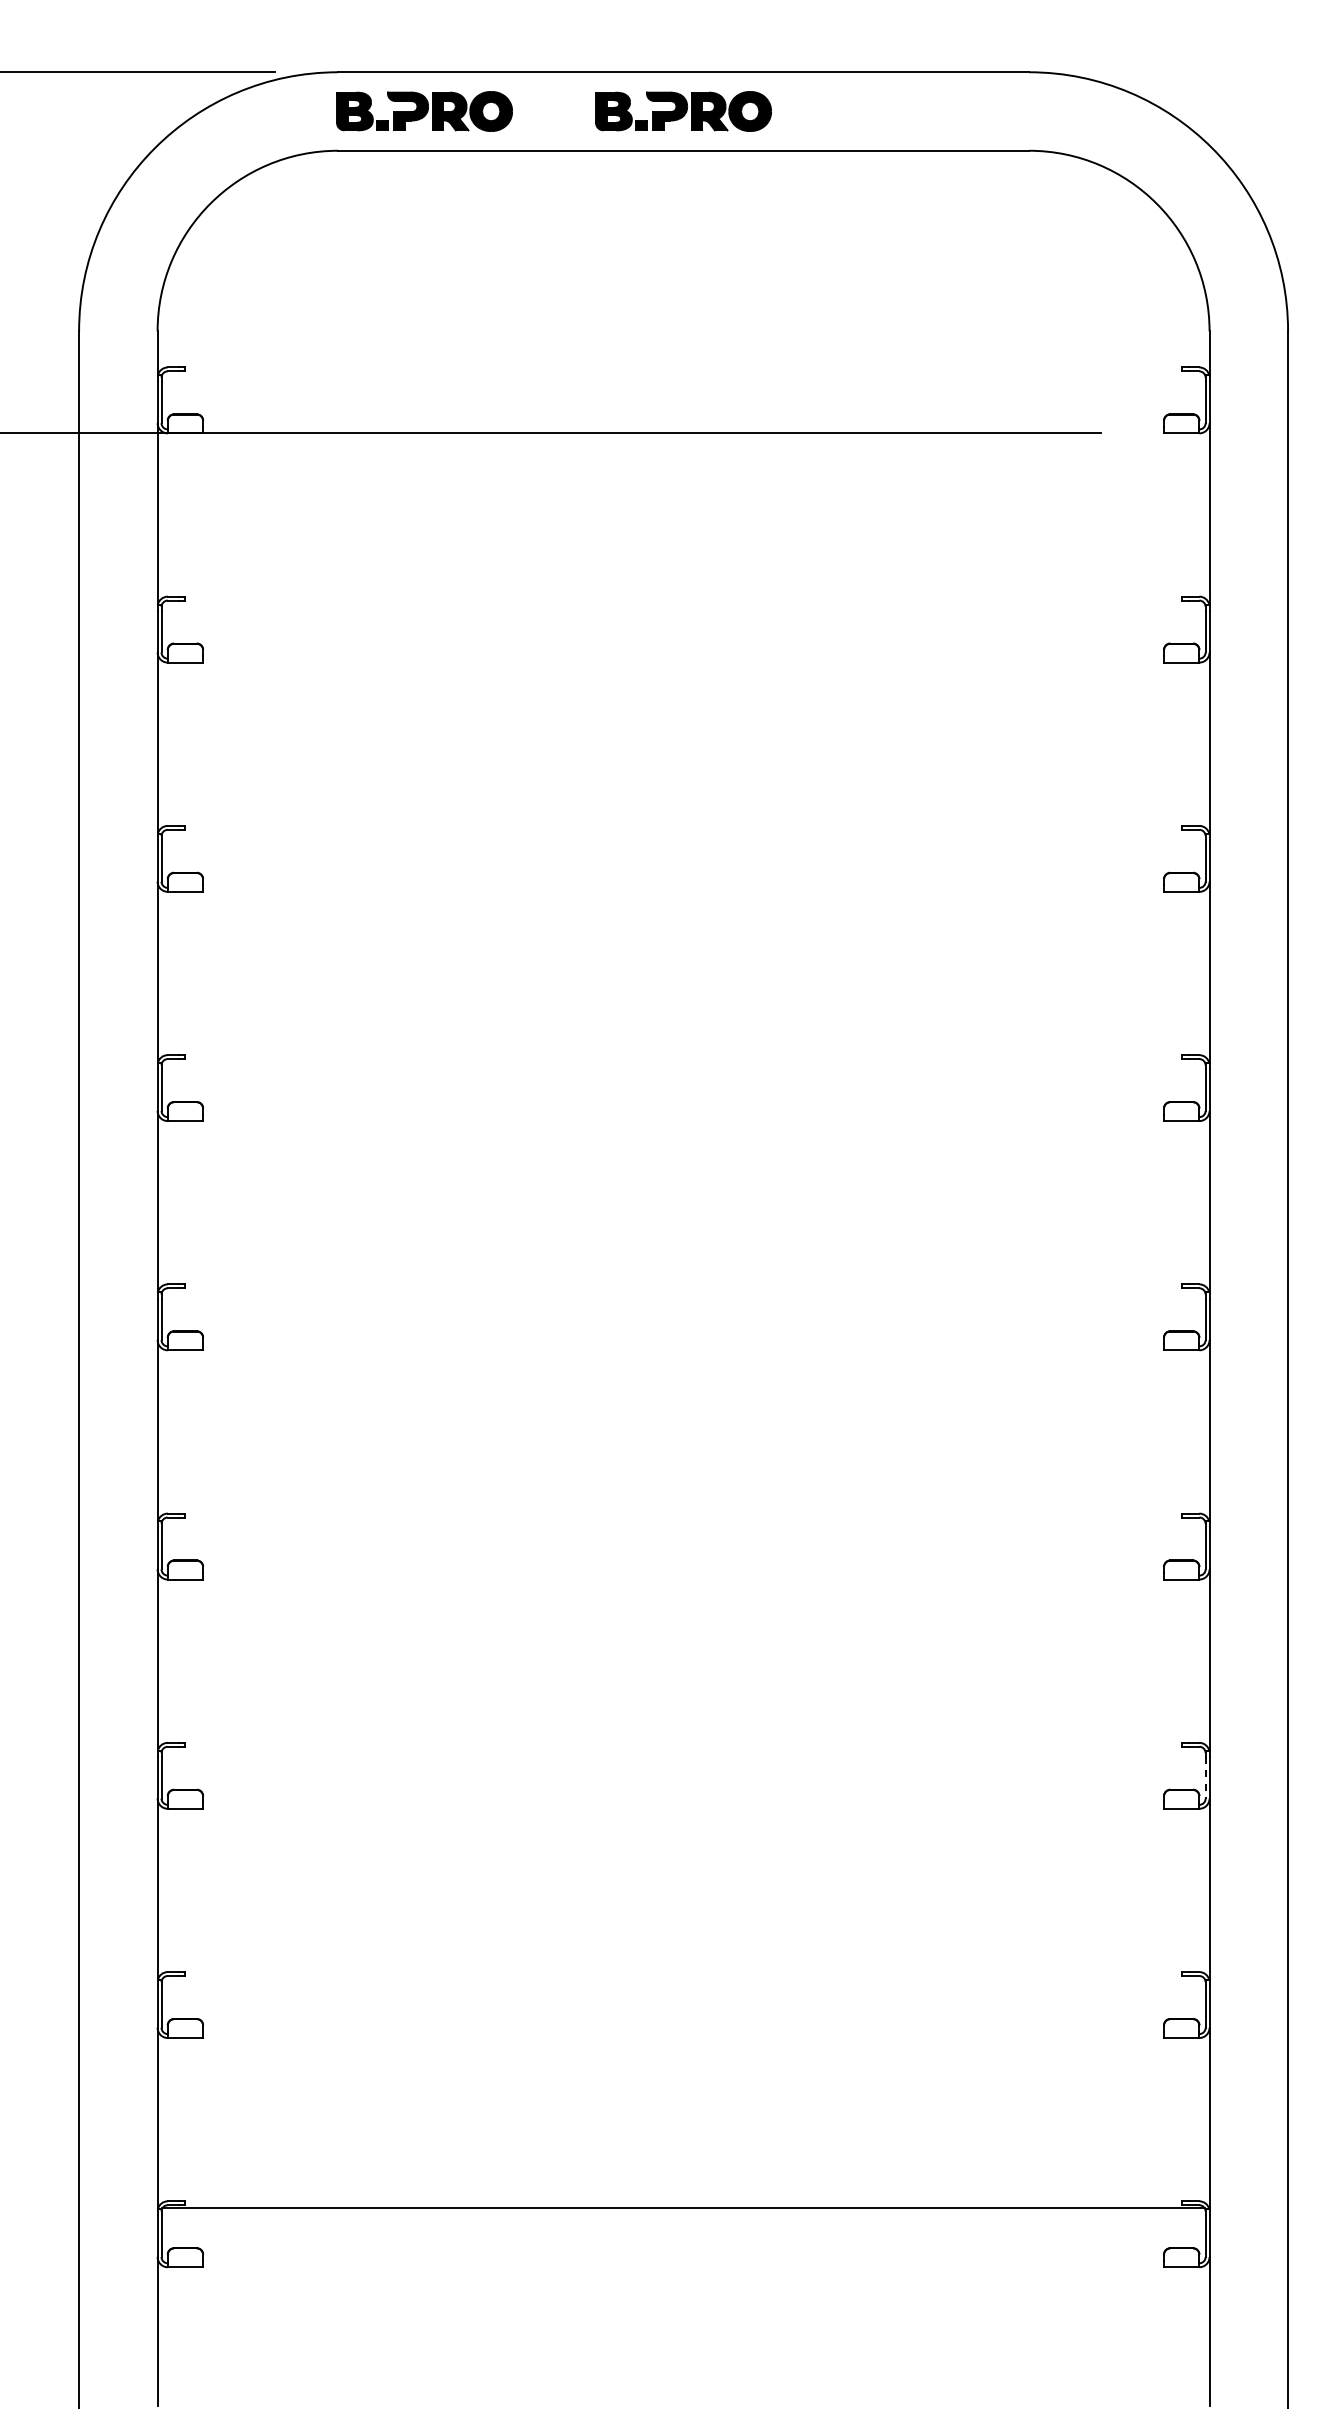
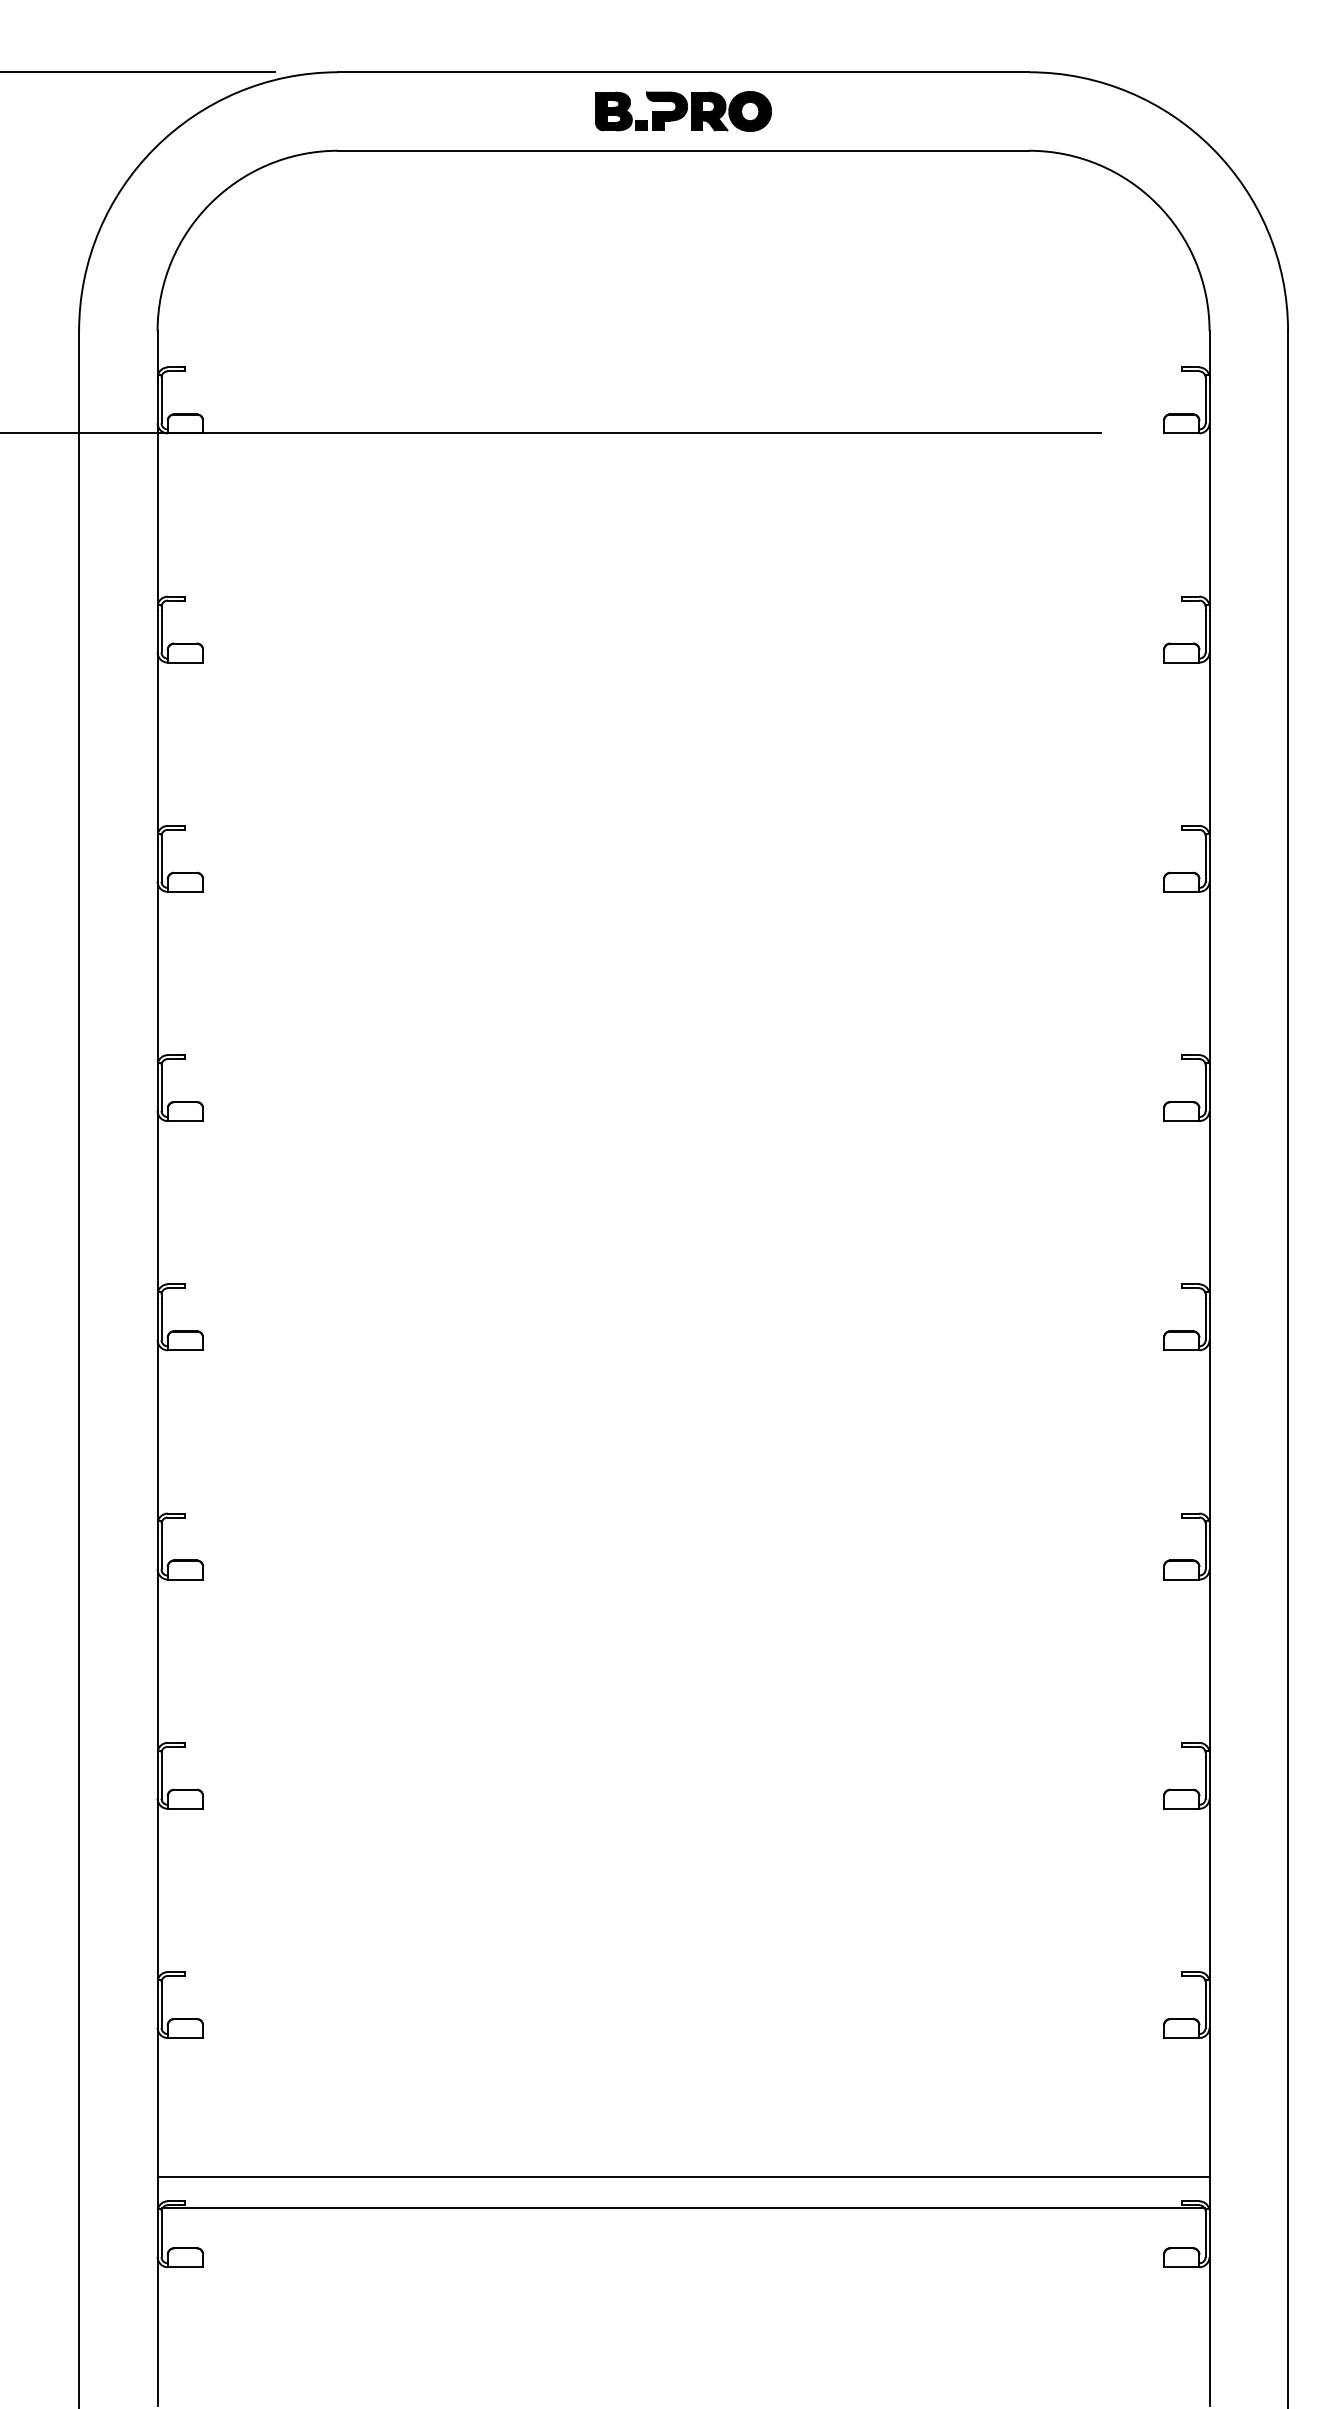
part: present -> none (424, 111)
line: dashed -> solid (1205, 1777)
line: none -> present (683, 2176)
